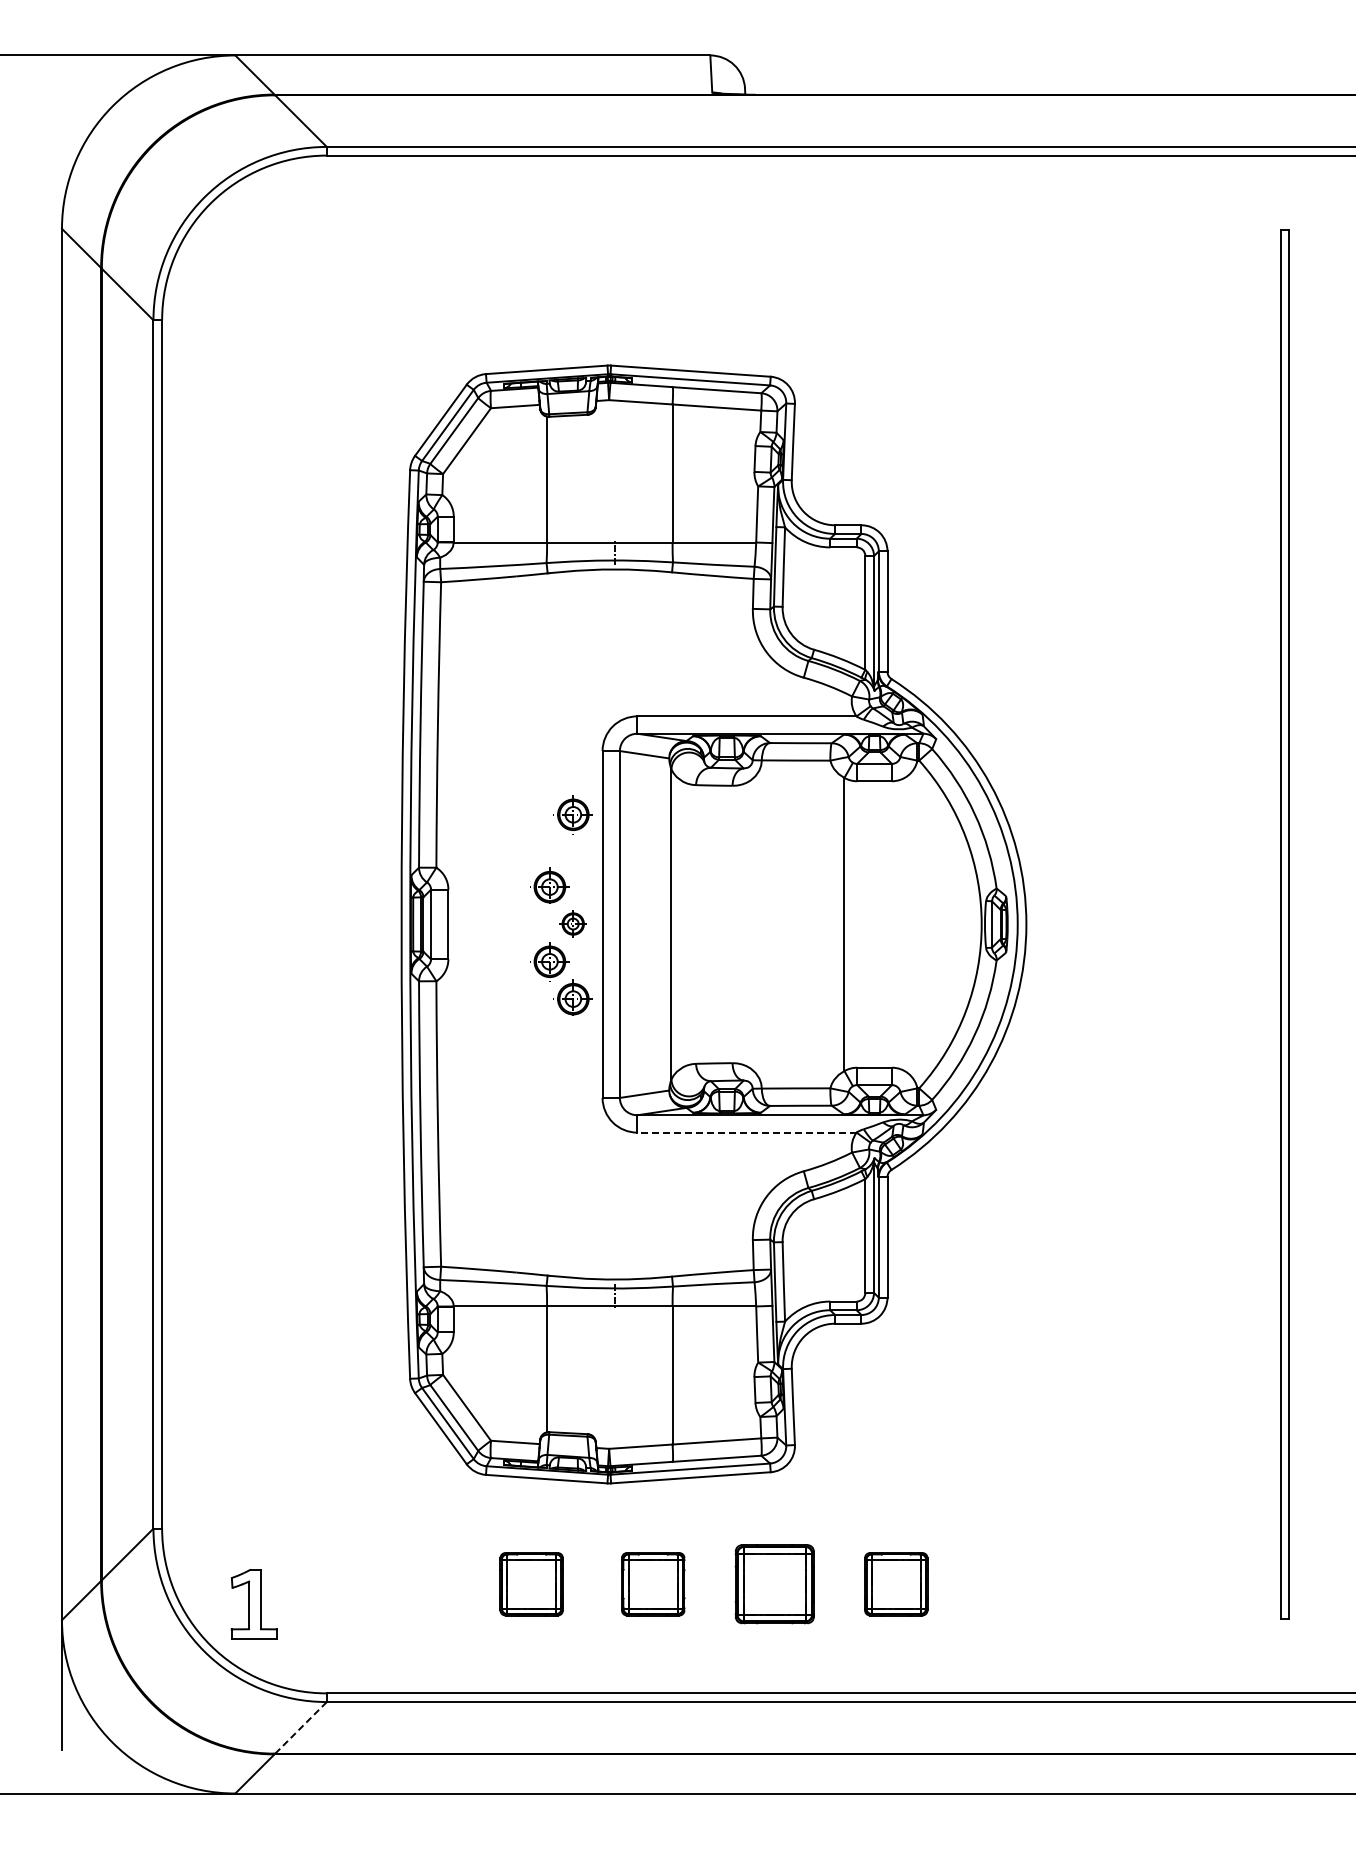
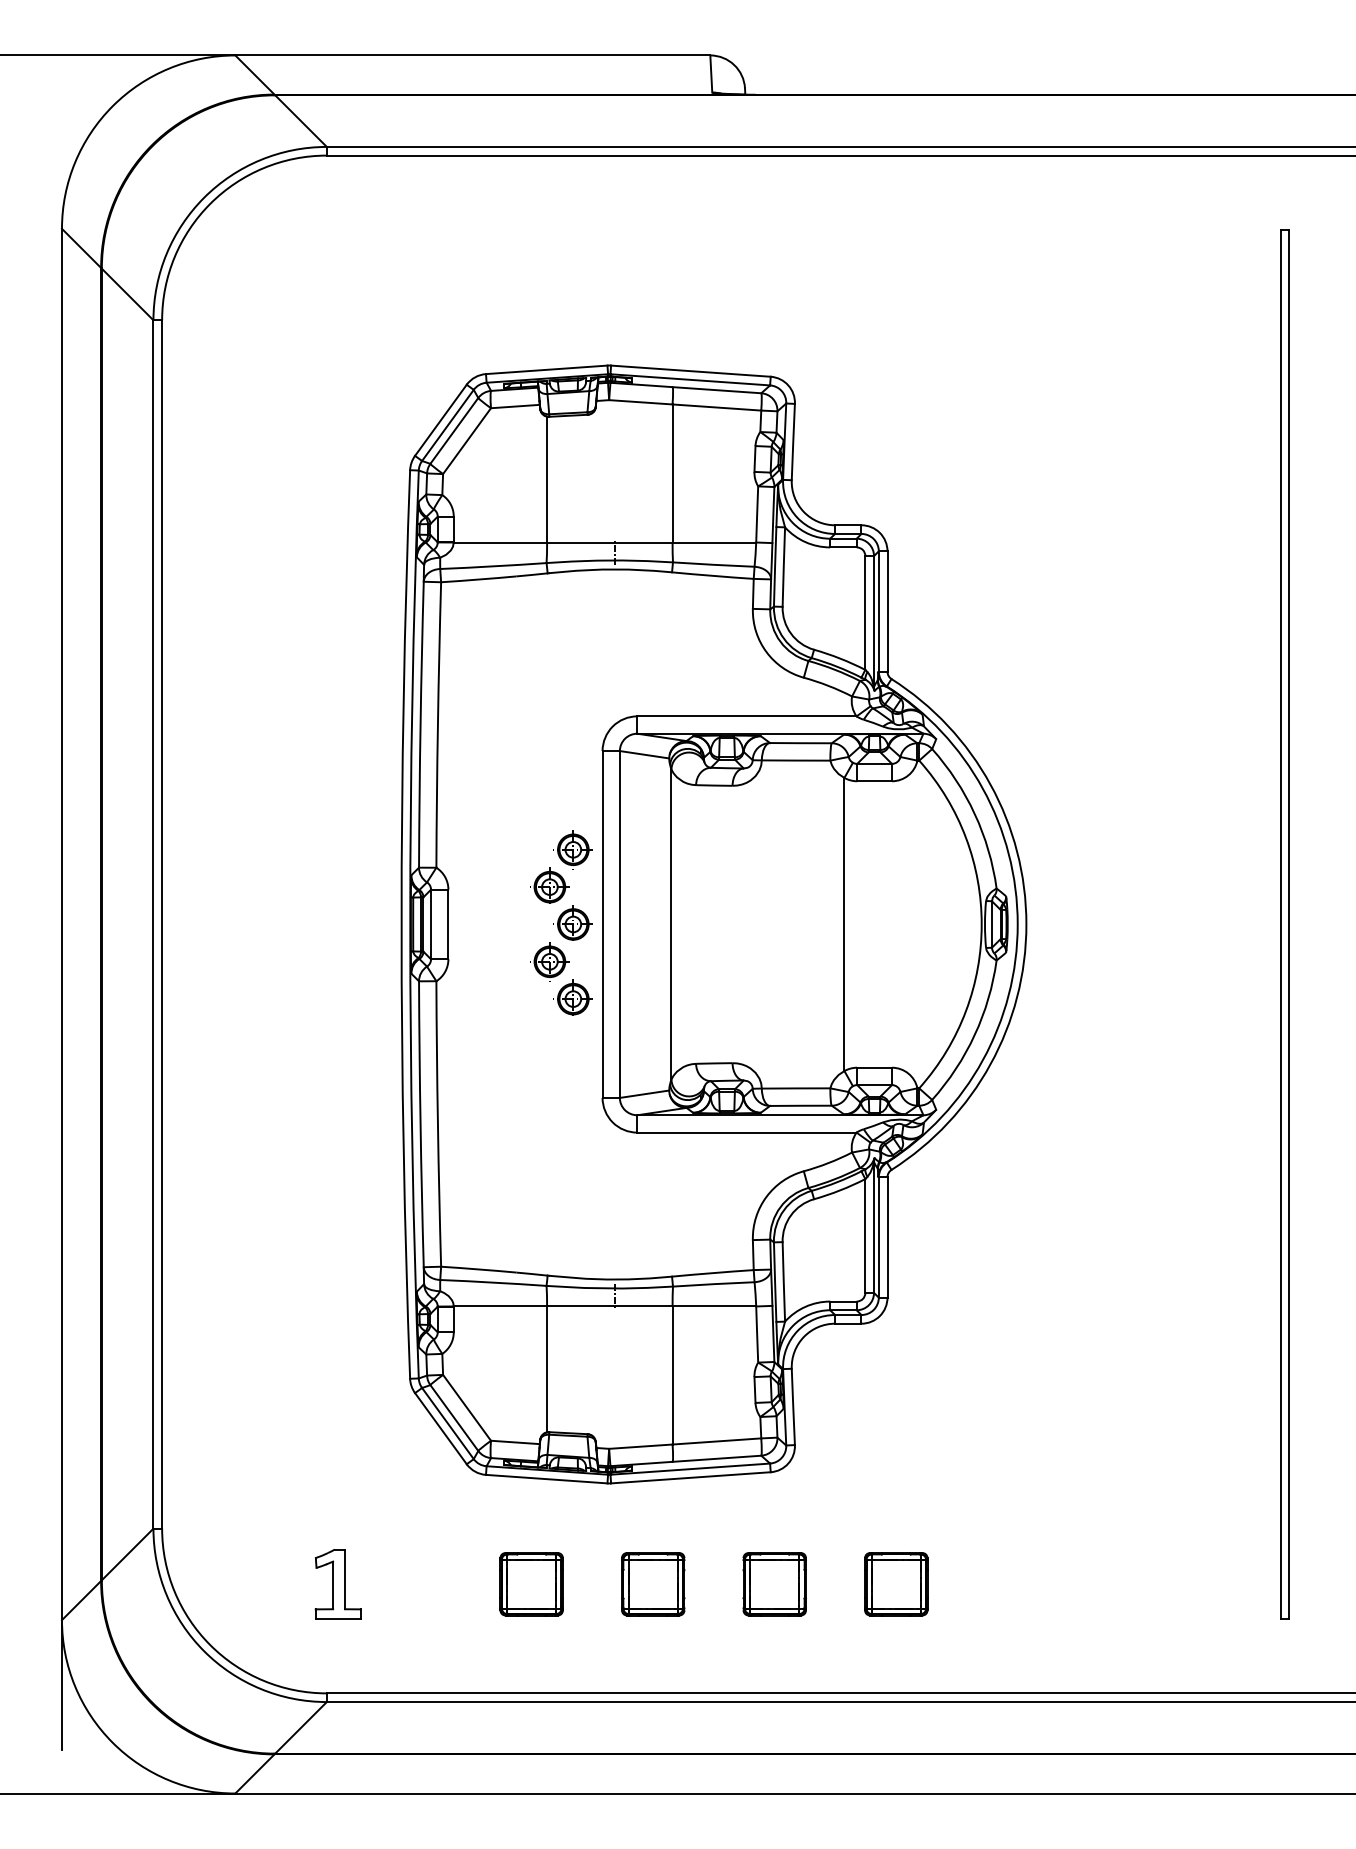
part position: (572, 814) -> (572, 849) (572, 849)
part size: 28x28 px -> 40x36 px (572, 922)
line: dashed -> solid (747, 1132)
part size: 81x81 px -> 65x65 px (774, 1584)
part position: (253, 1604) -> (337, 1584) (337, 1584)
line: dashed -> solid (301, 1727)
